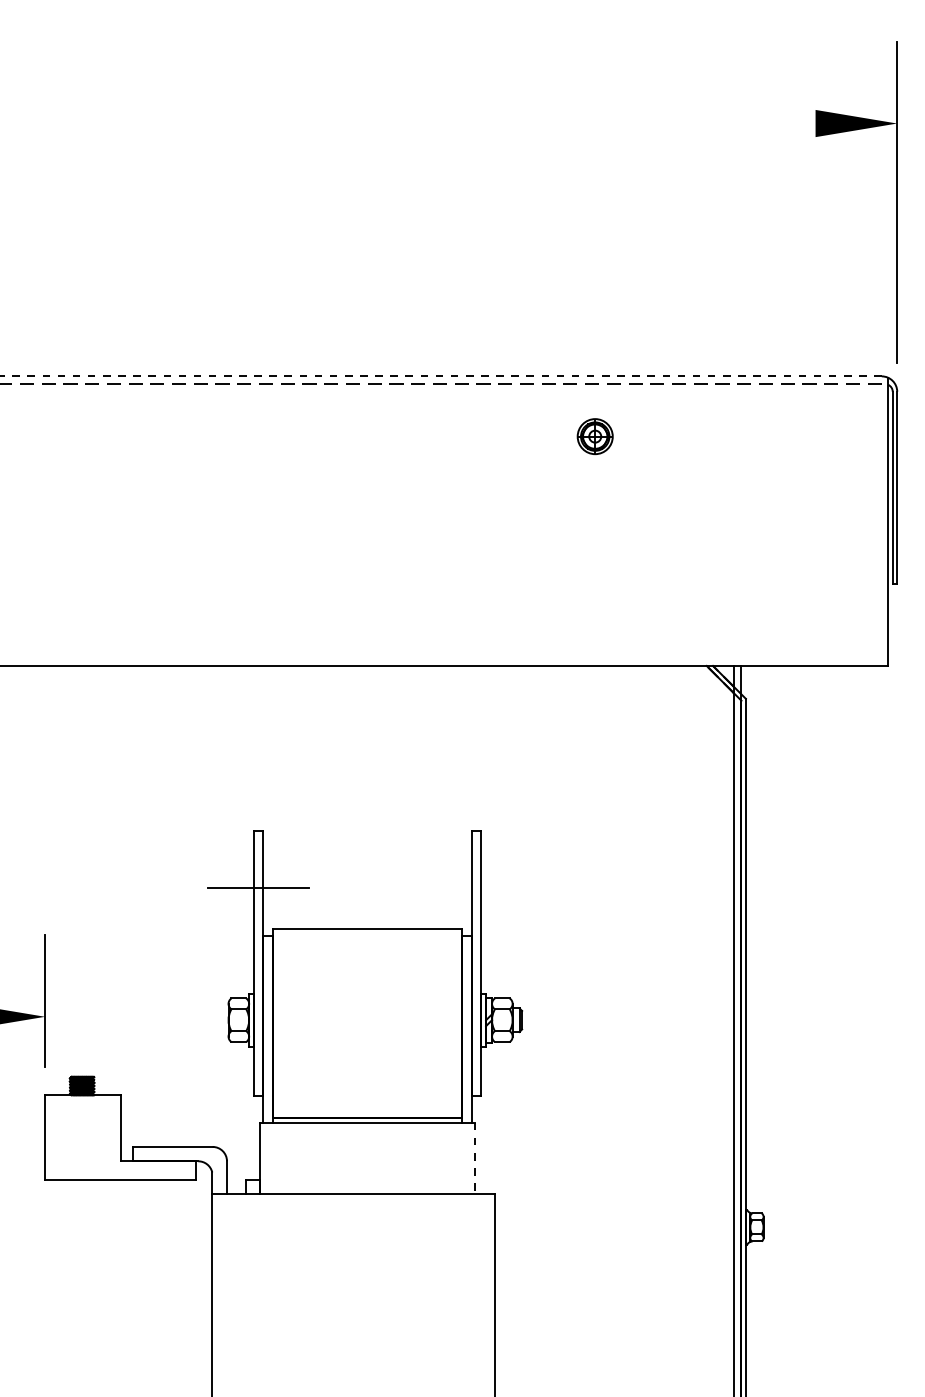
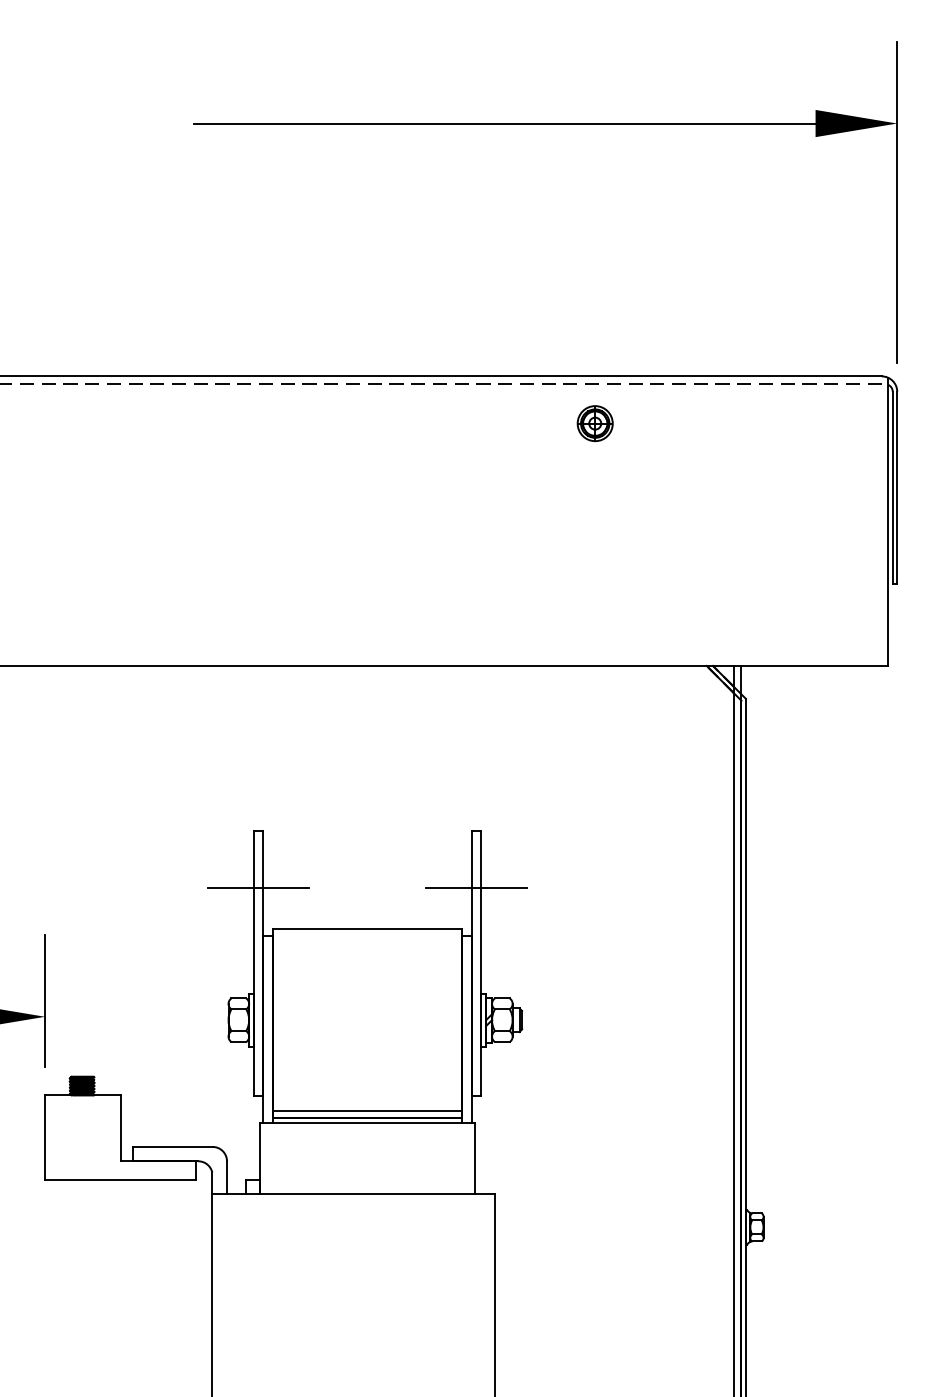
line: none -> present (504, 123)
line: dashed -> solid (440, 376)
part position: (594, 436) -> (594, 423) (594, 423)
line: none -> present (476, 887)
line: none -> present (367, 1110)
line: dashed -> solid (475, 1158)
